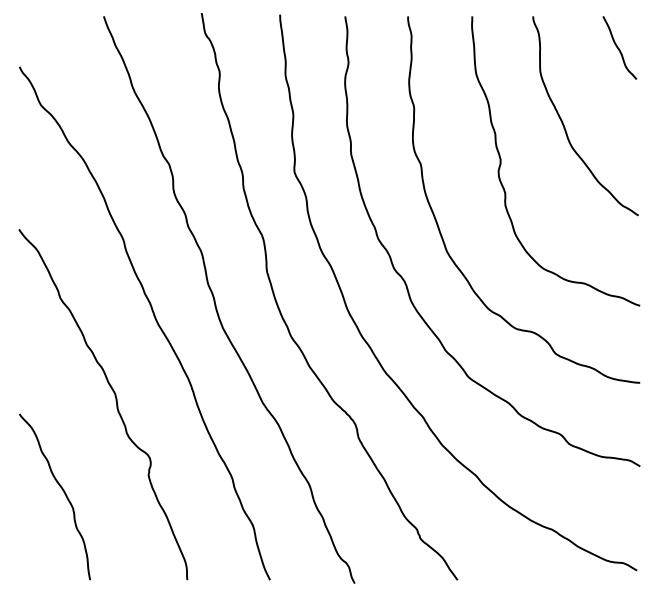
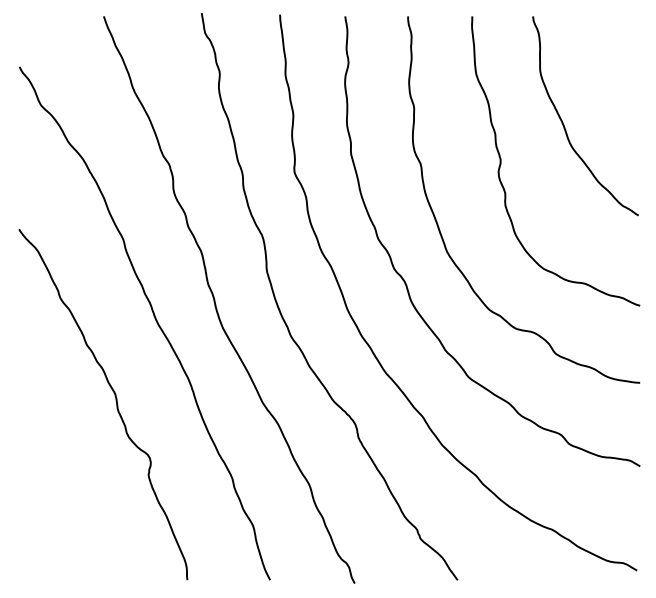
curve: present -> none (618, 47)
curve: present -> none (63, 492)
